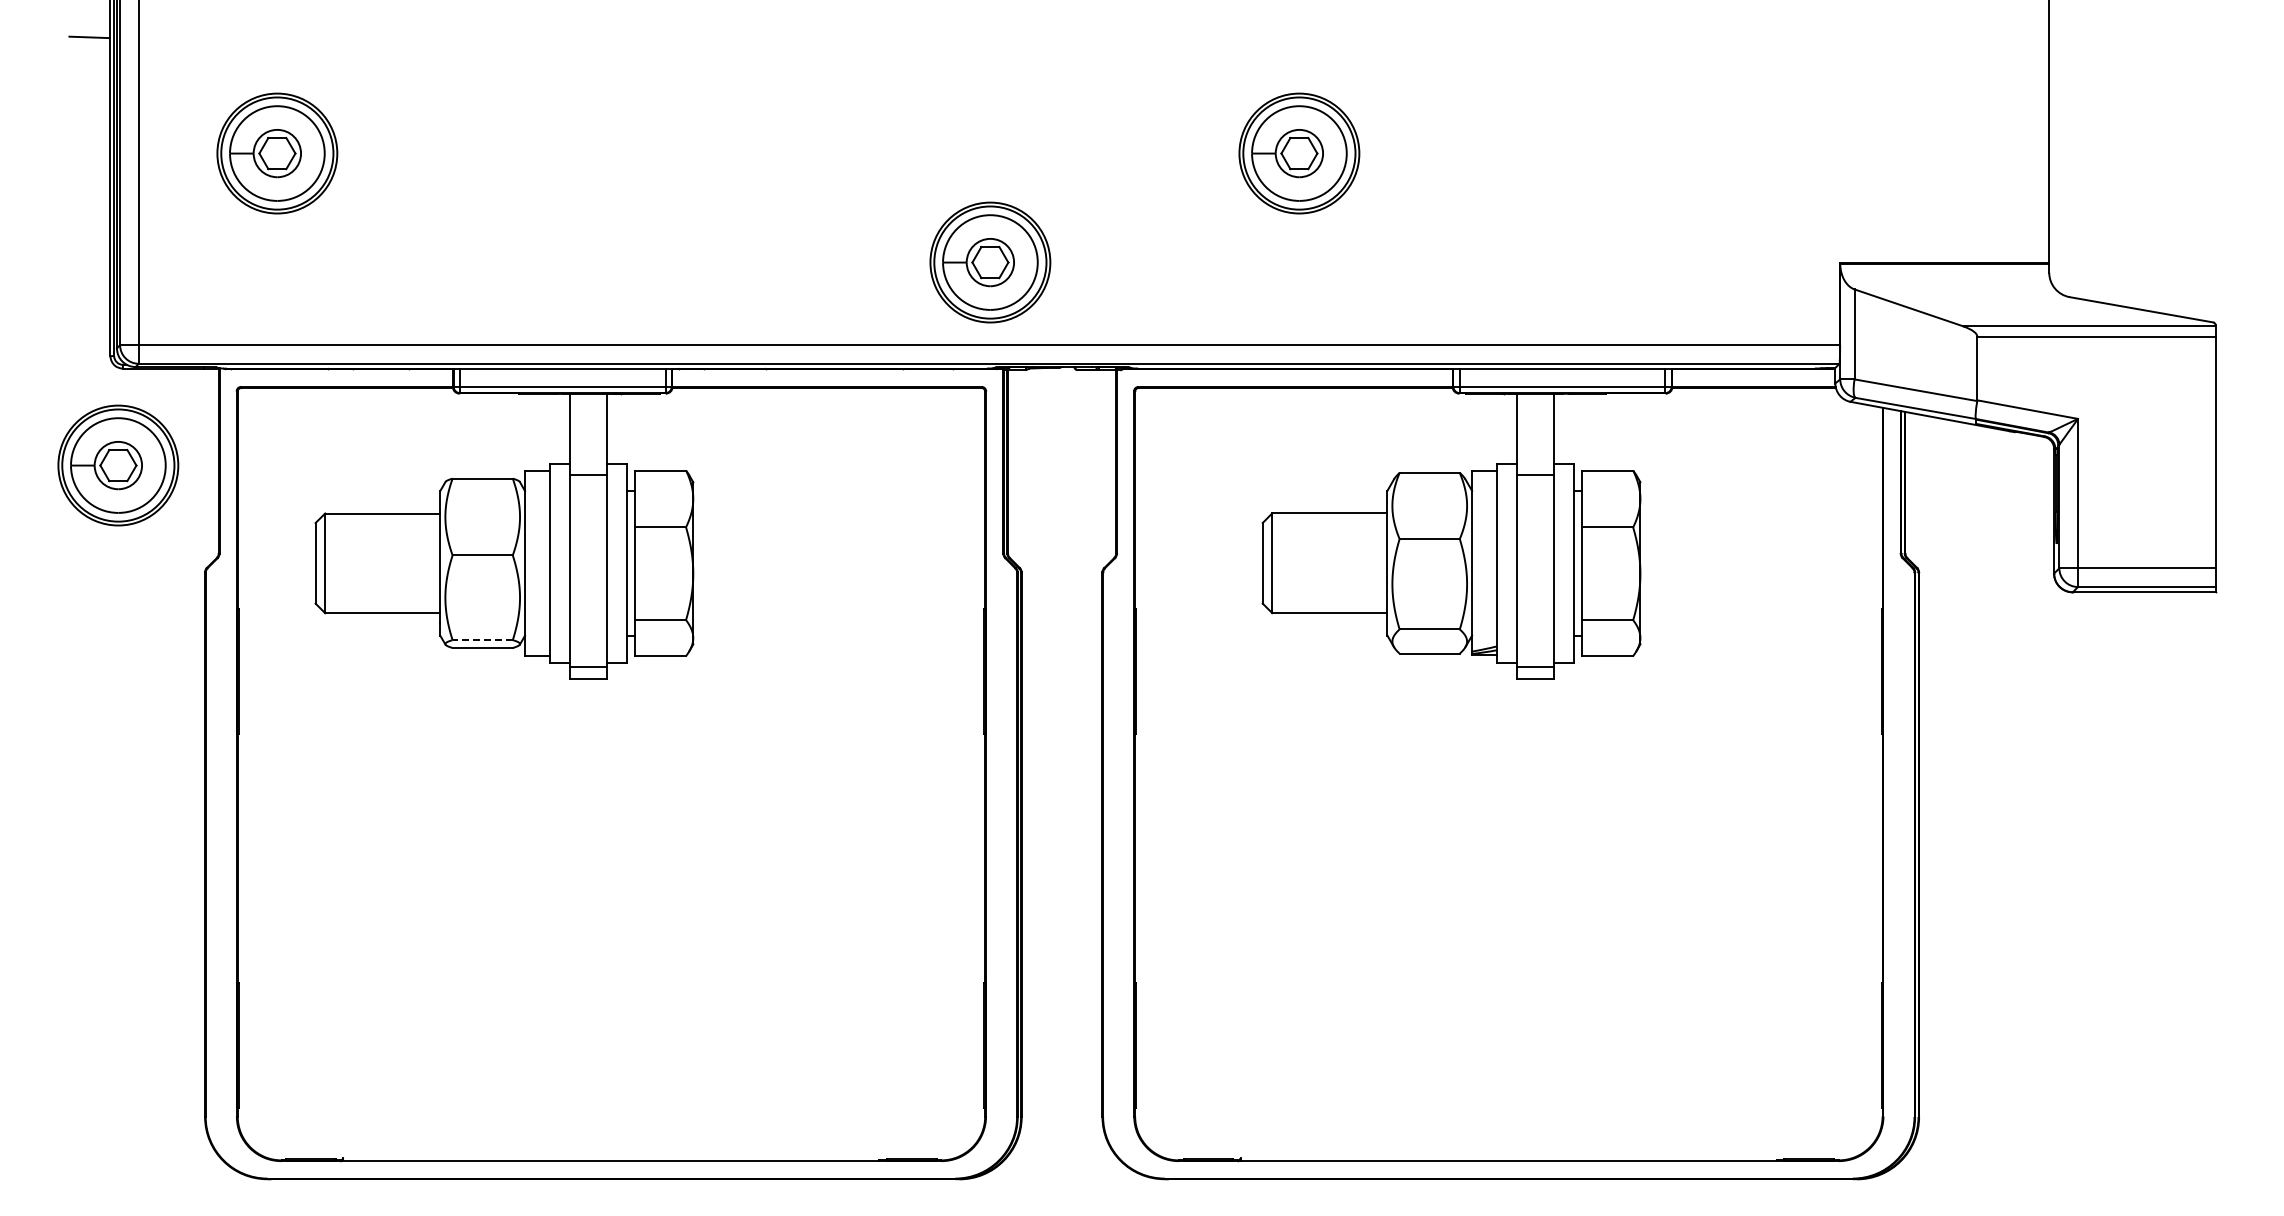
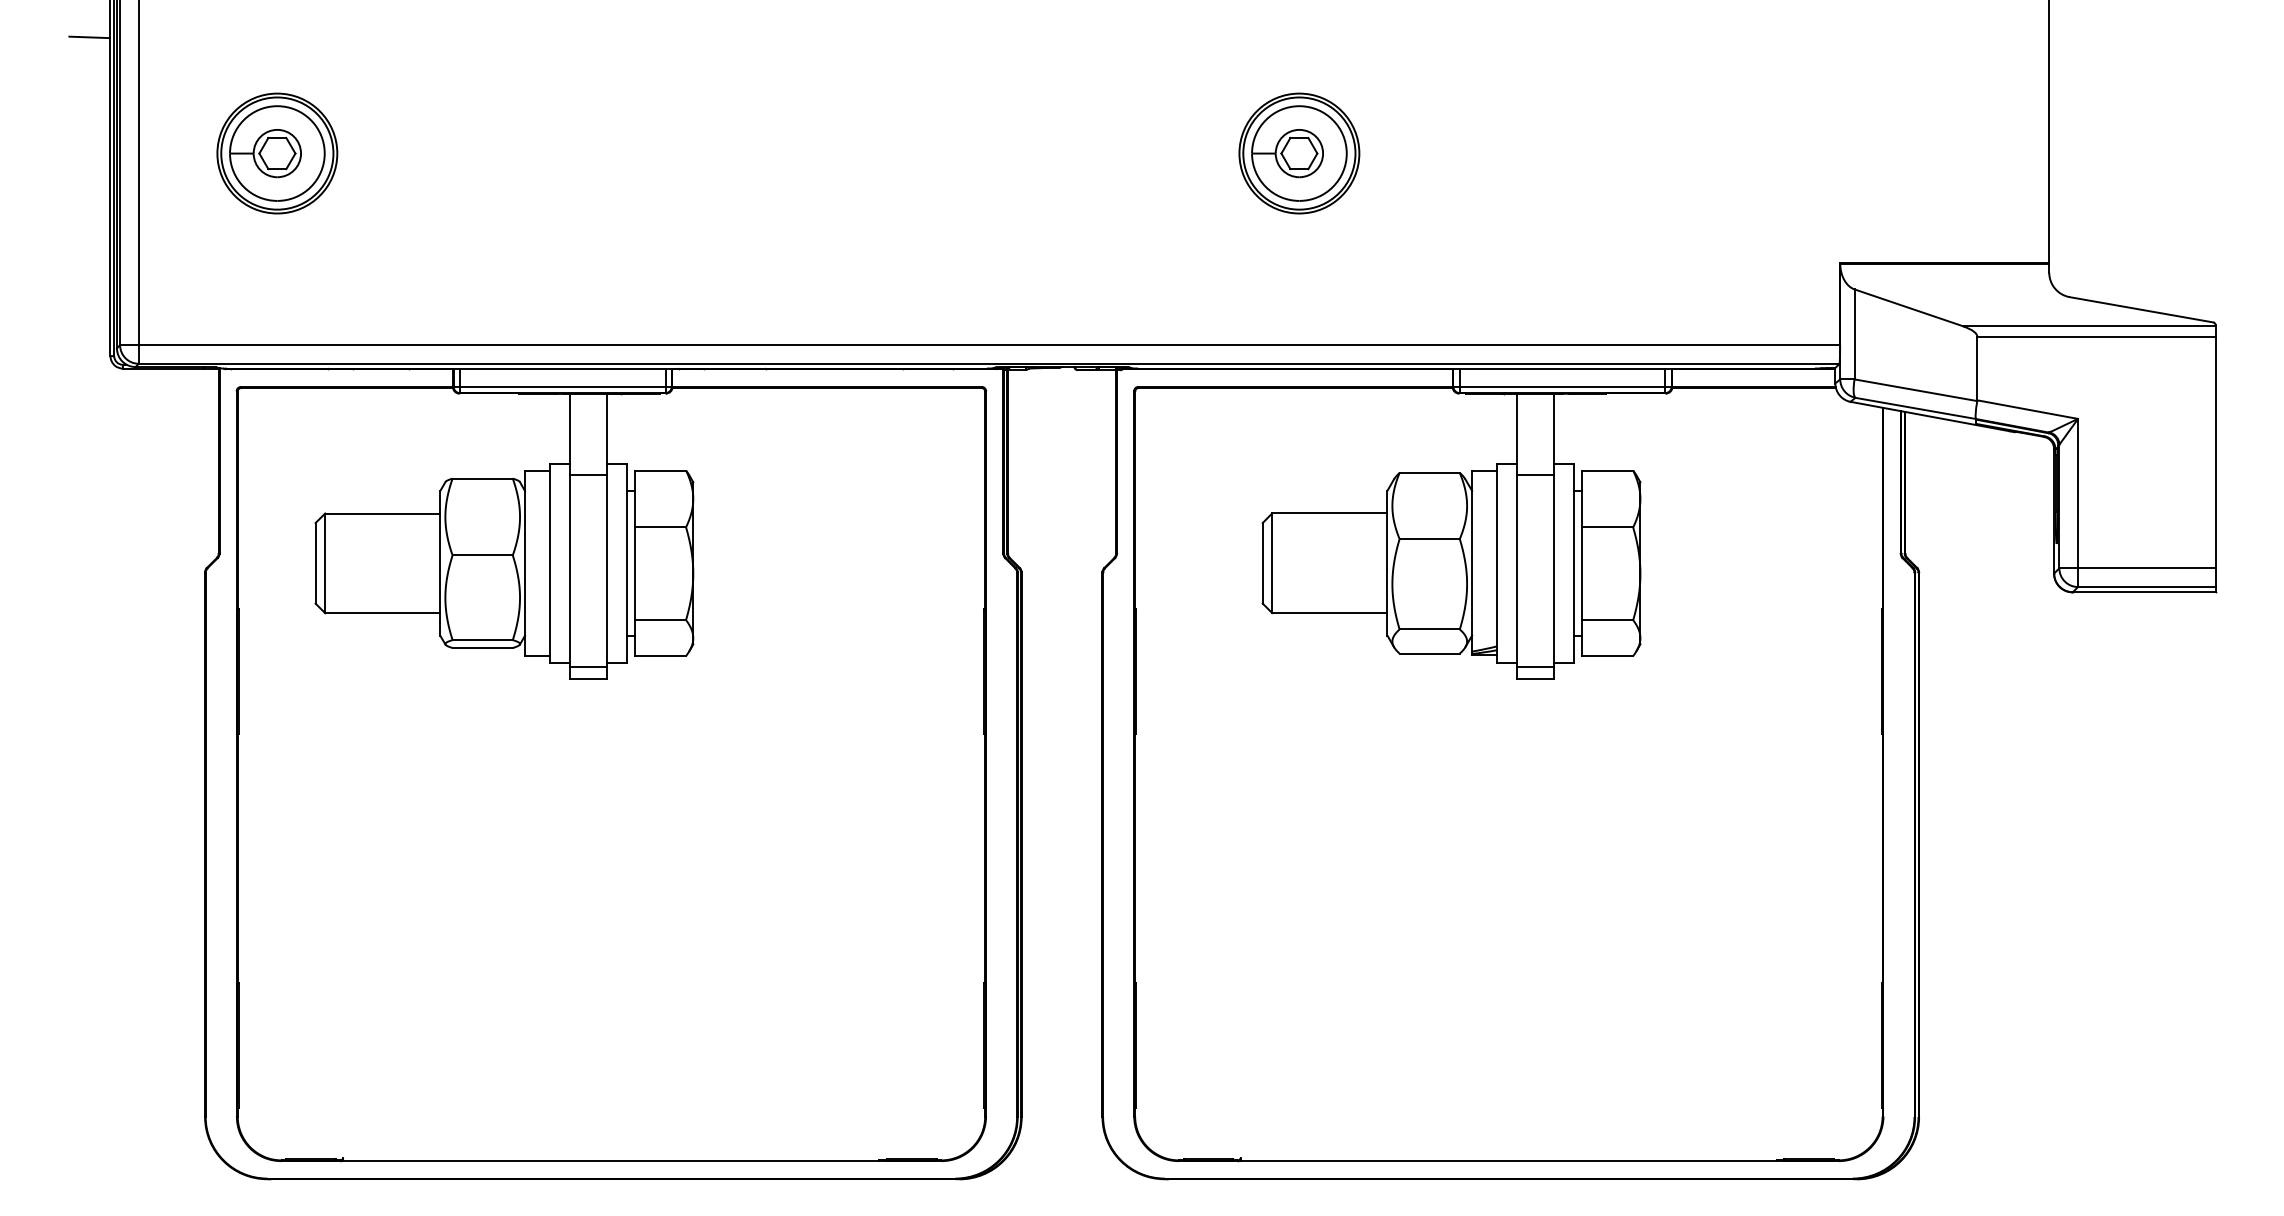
part: present -> none (990, 262)
part: present -> none (118, 465)
line: dashed -> solid (482, 640)
